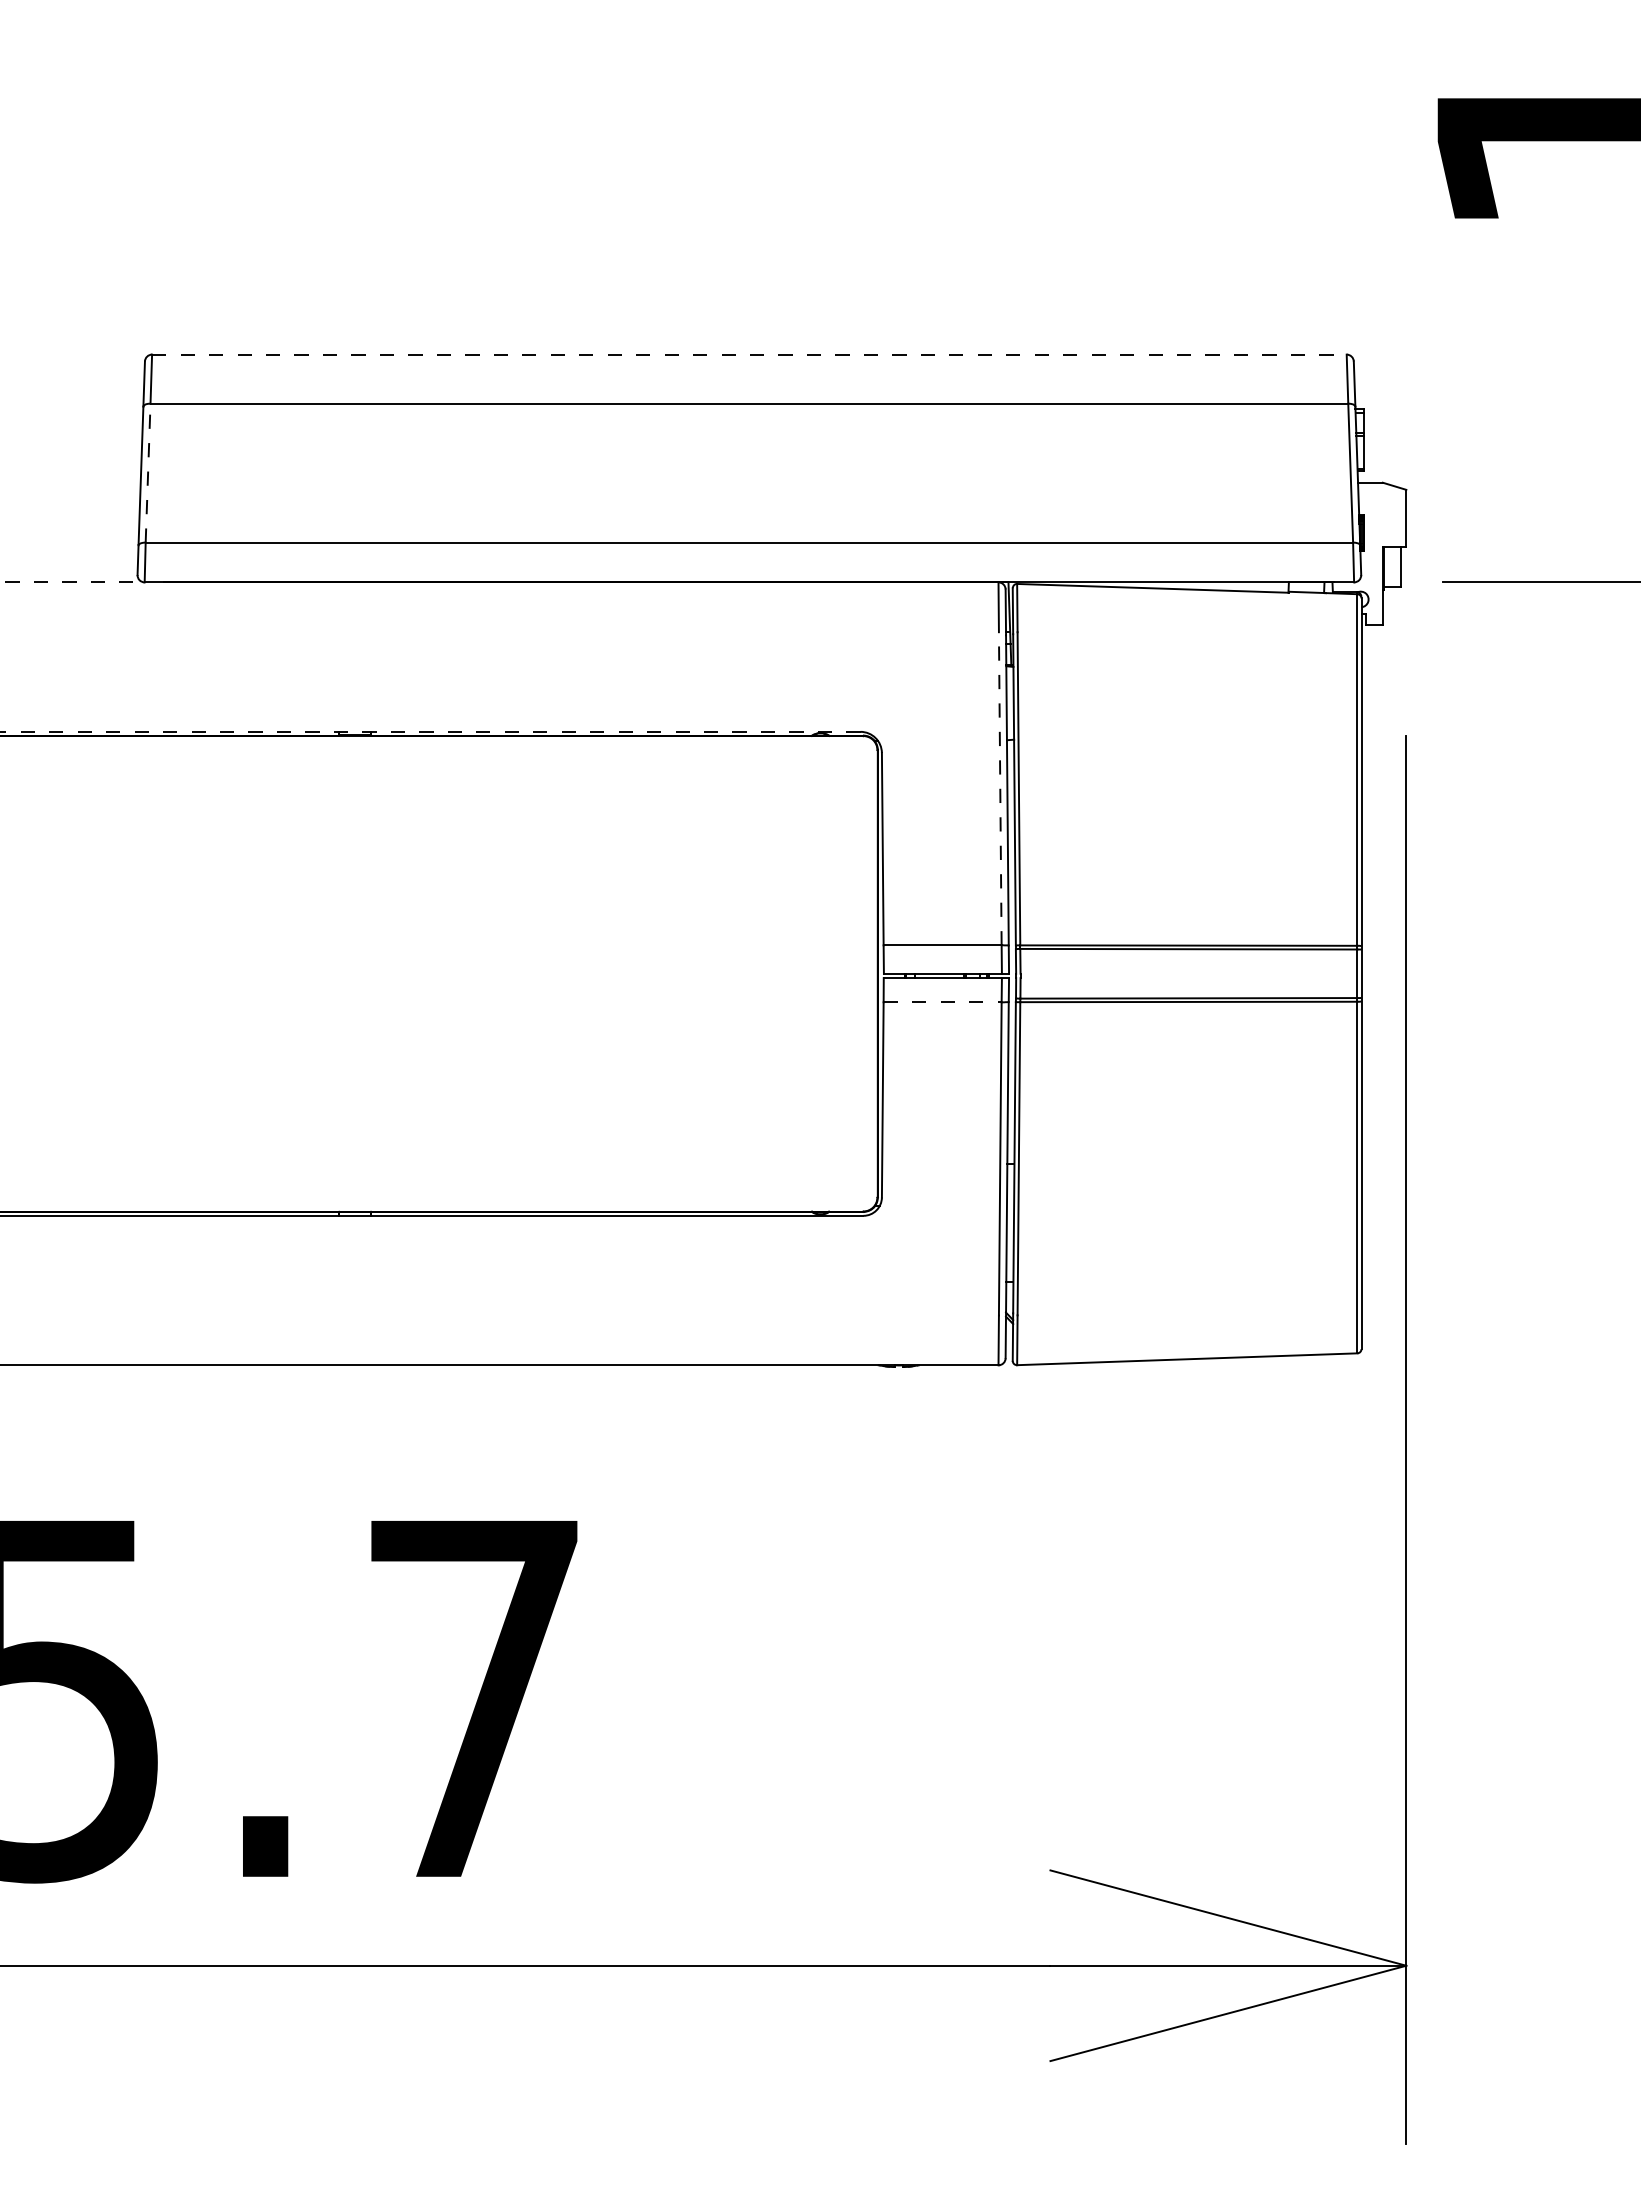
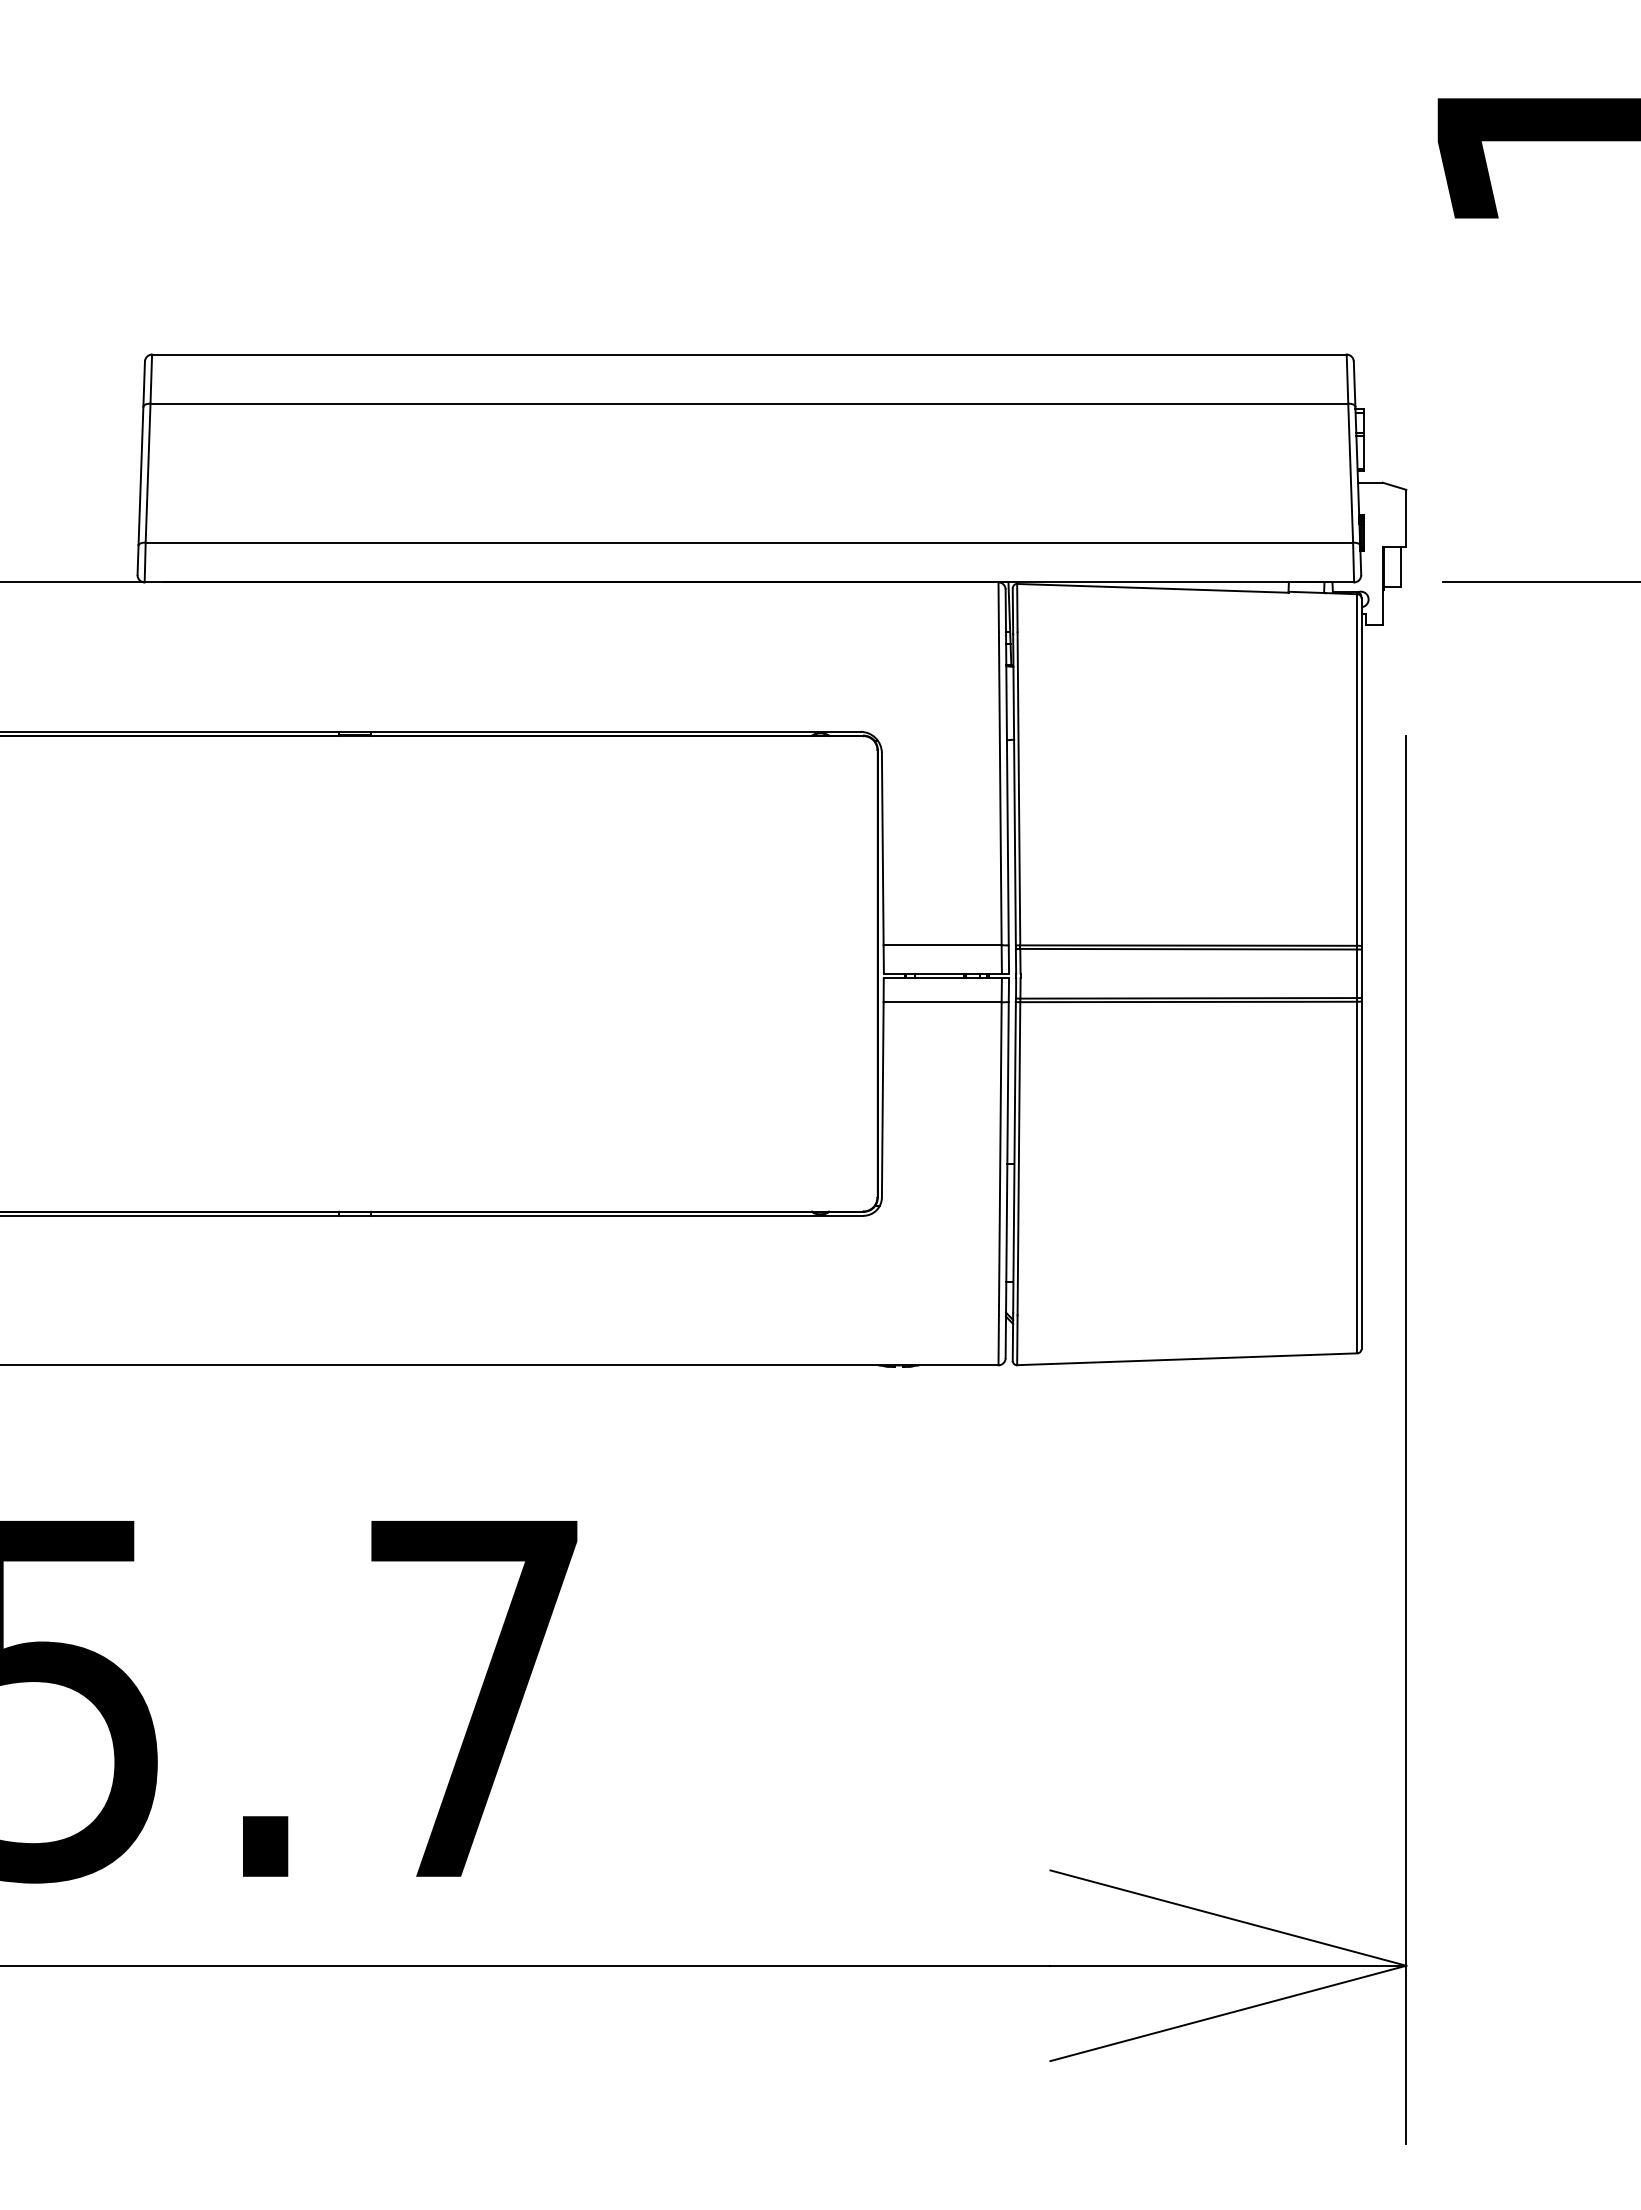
line: dashed -> solid (749, 354)
line: dashed -> solid (148, 473)
line: dashed -> solid (72, 582)
line: dashed -> solid (429, 731)
line: dashed -> solid (1000, 788)
line: dashed -> solid (943, 1002)
